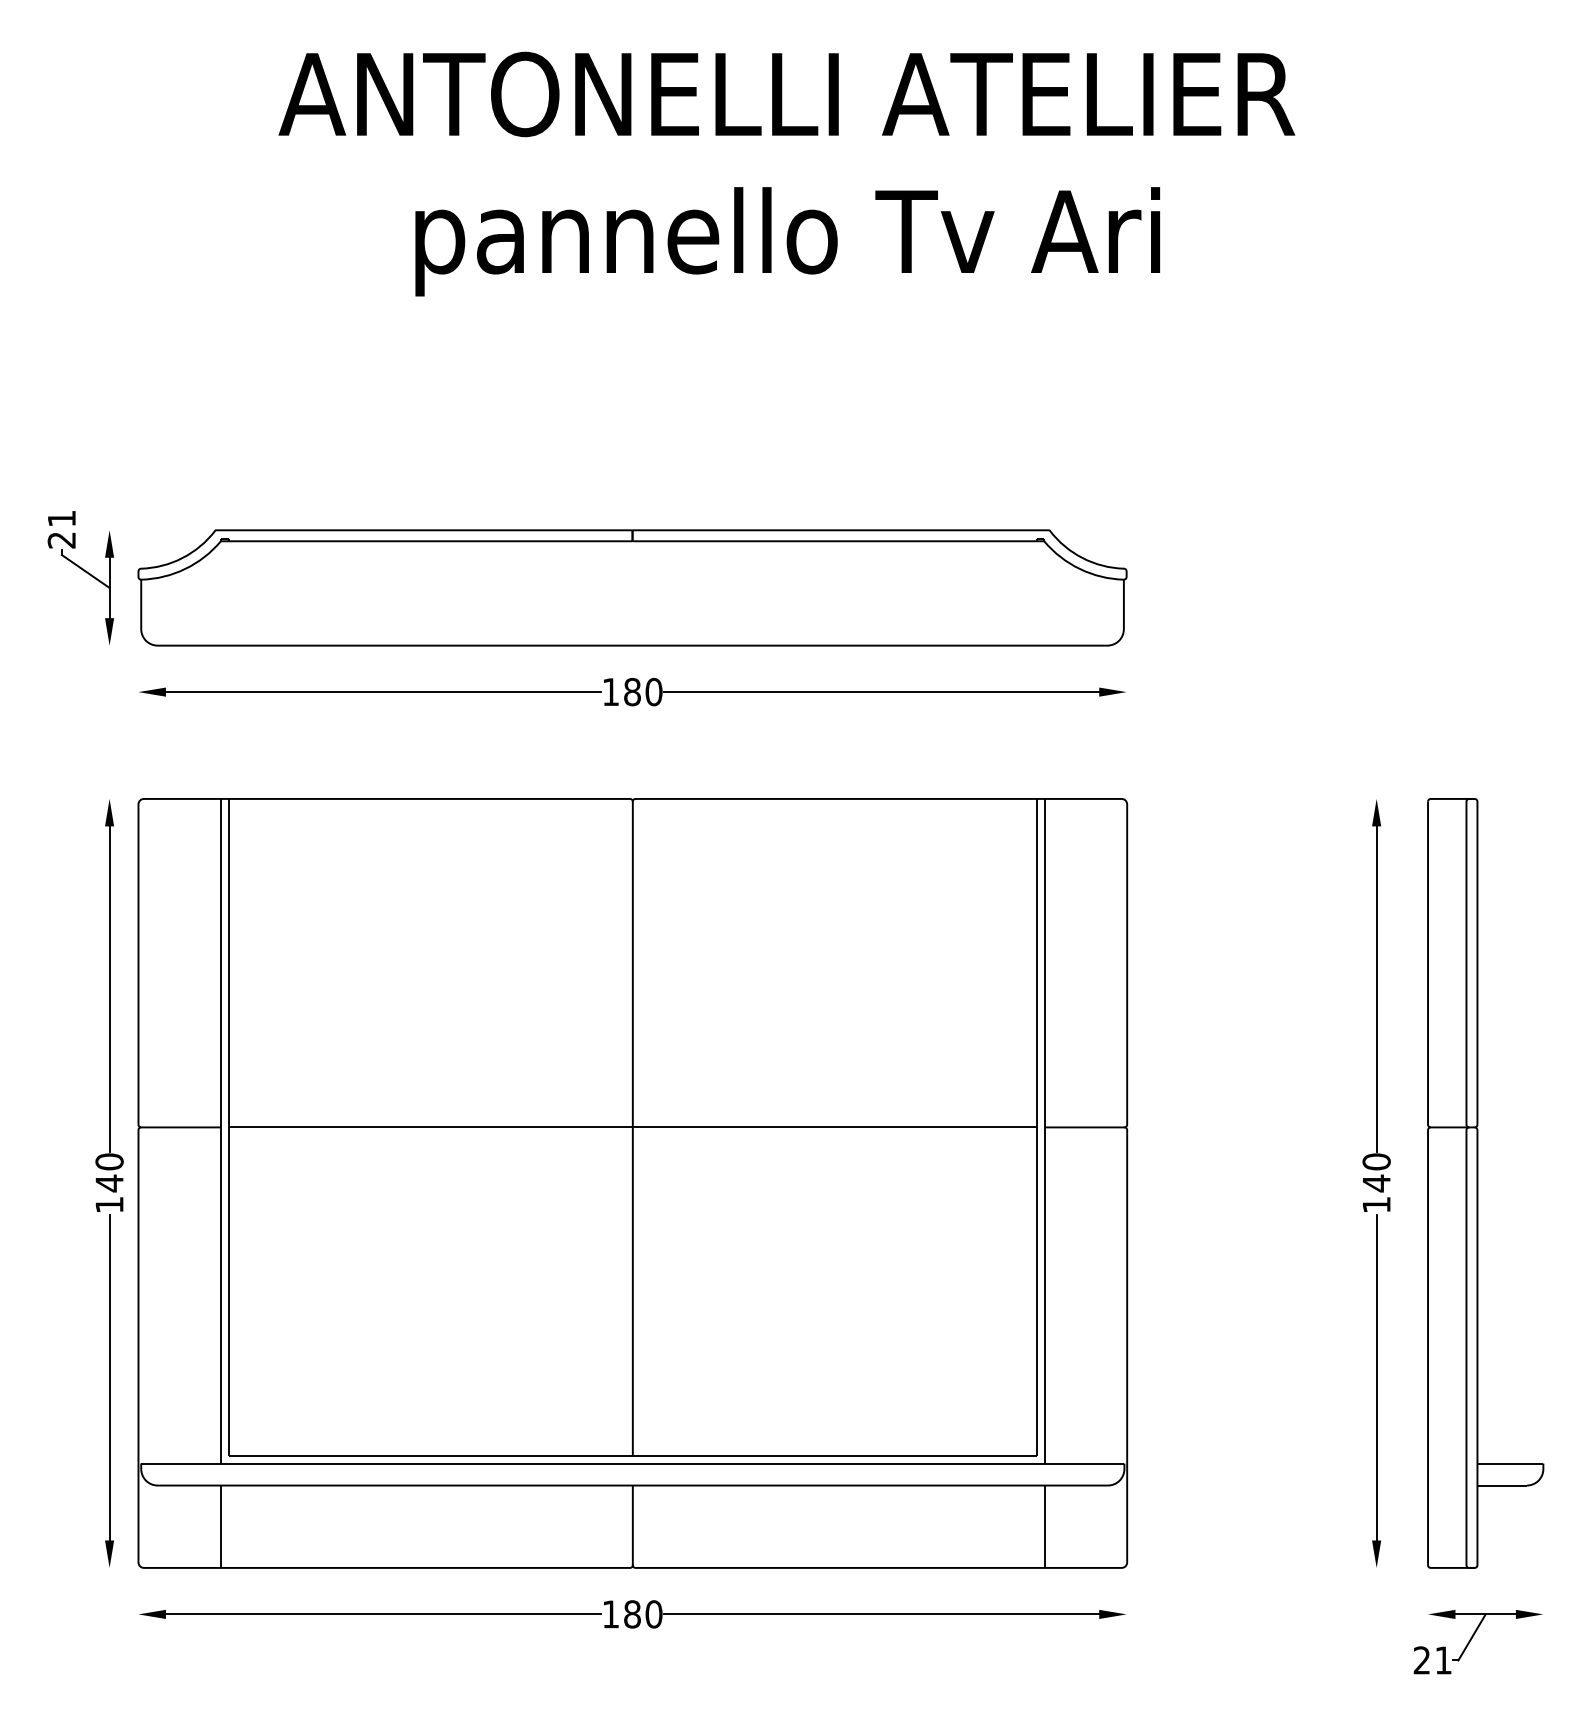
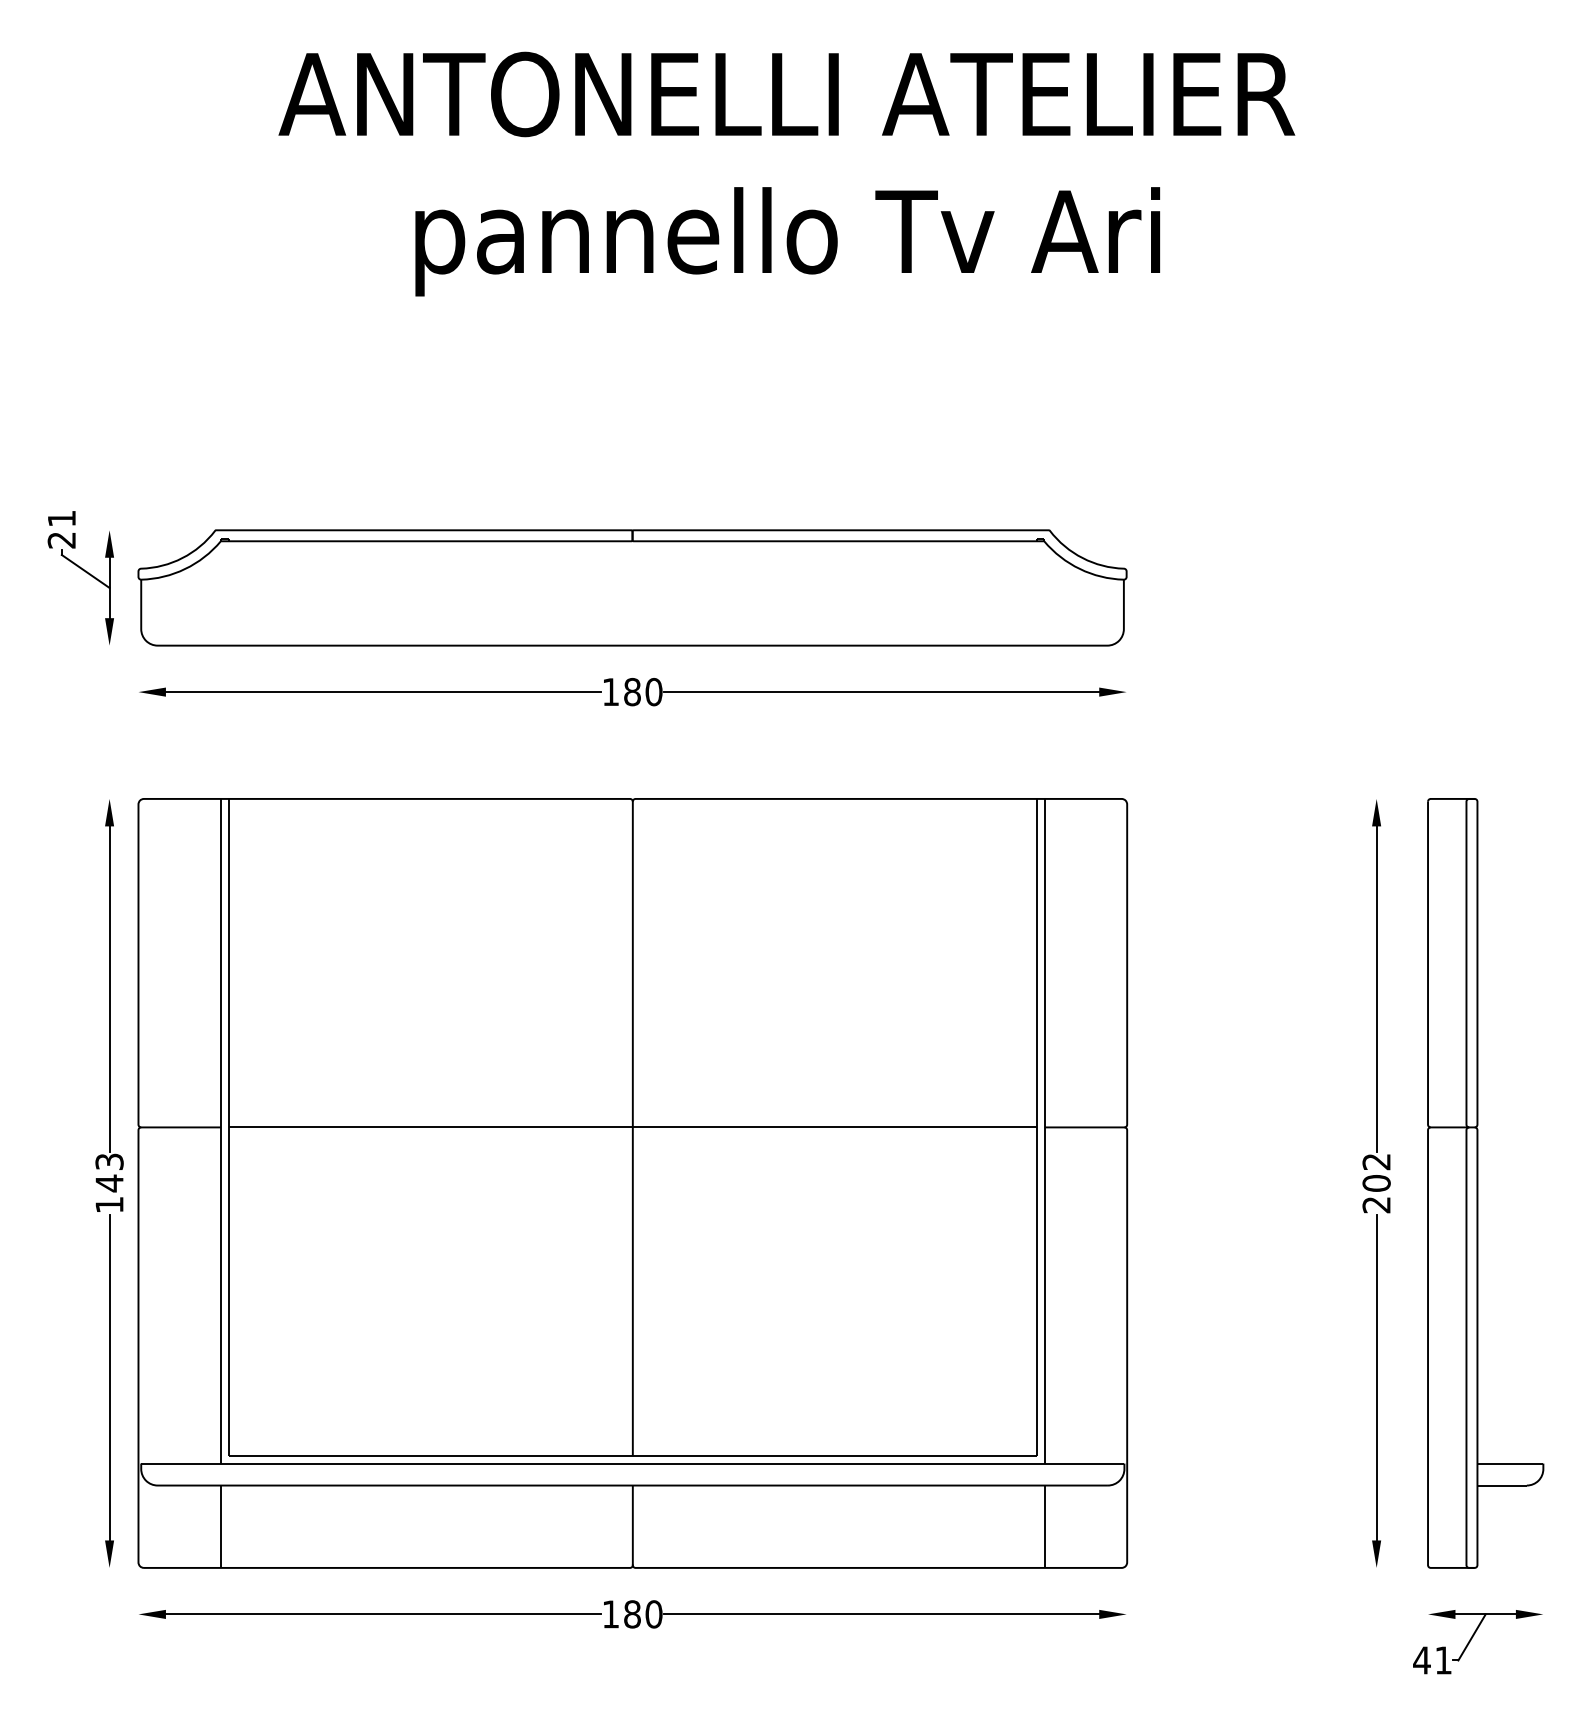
text: 140 -> 143 (109, 1161)
text: 140 -> 202 (1376, 1183)
text: 21 -> 41 (1421, 1660)
